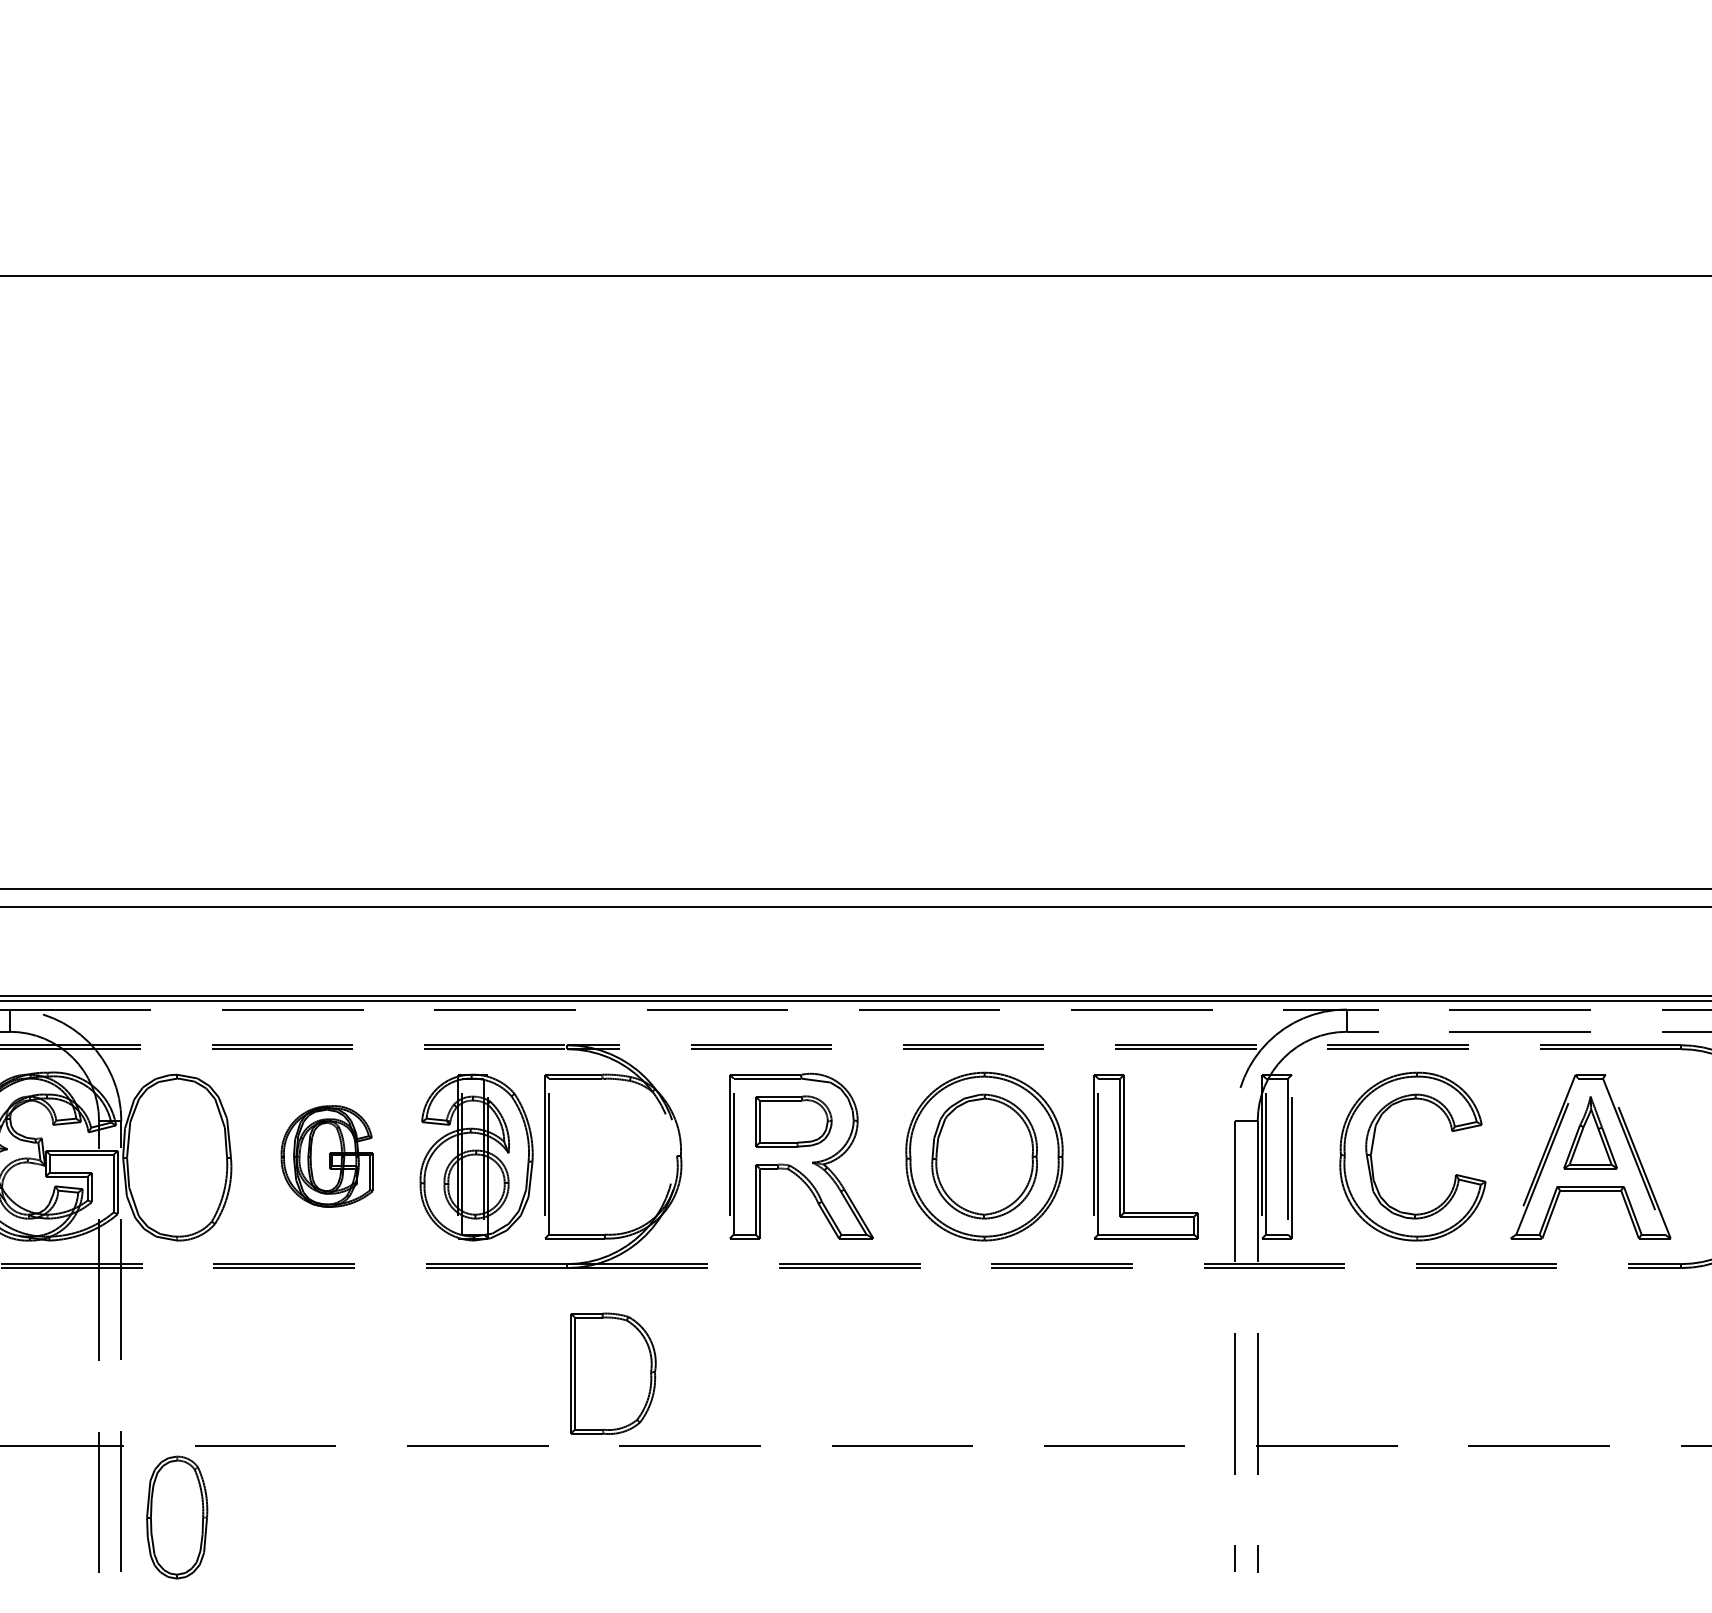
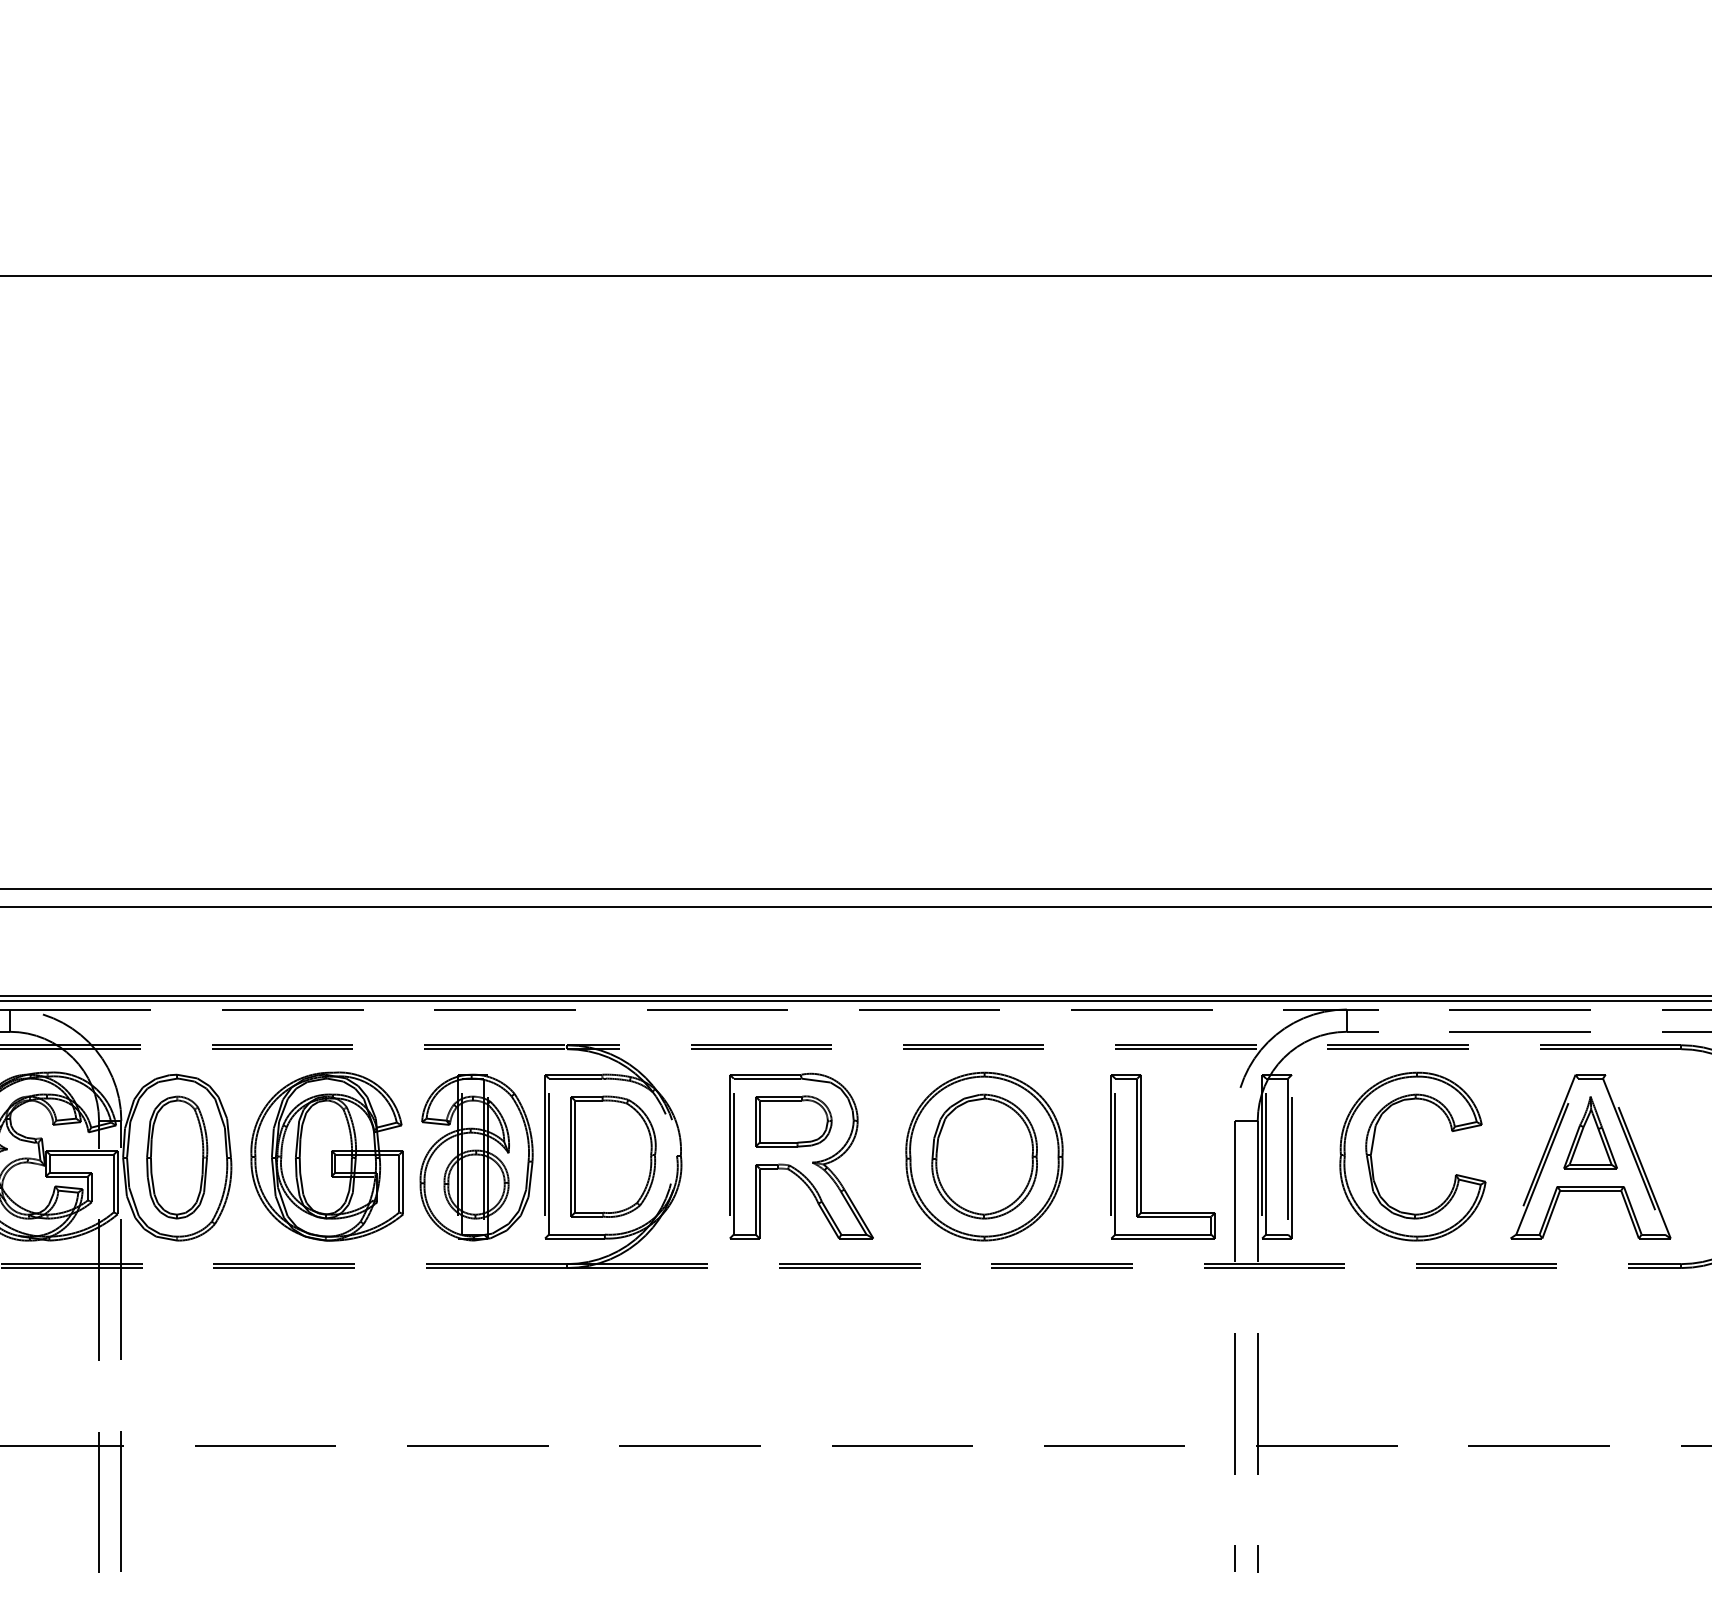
part size: 94x103 px -> 154x171 px (326, 1156)
part position: (1124, 1156) -> (1141, 1156) (1141, 1156)
part position: (613, 1373) -> (613, 1156) (613, 1156)
part position: (177, 1517) -> (177, 1157) (177, 1157)
